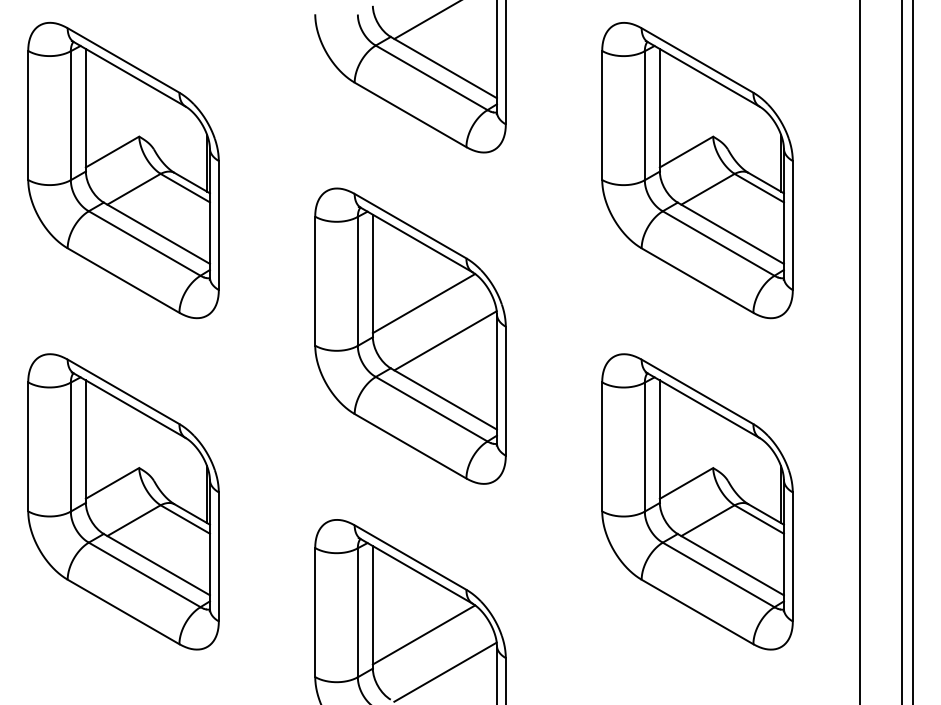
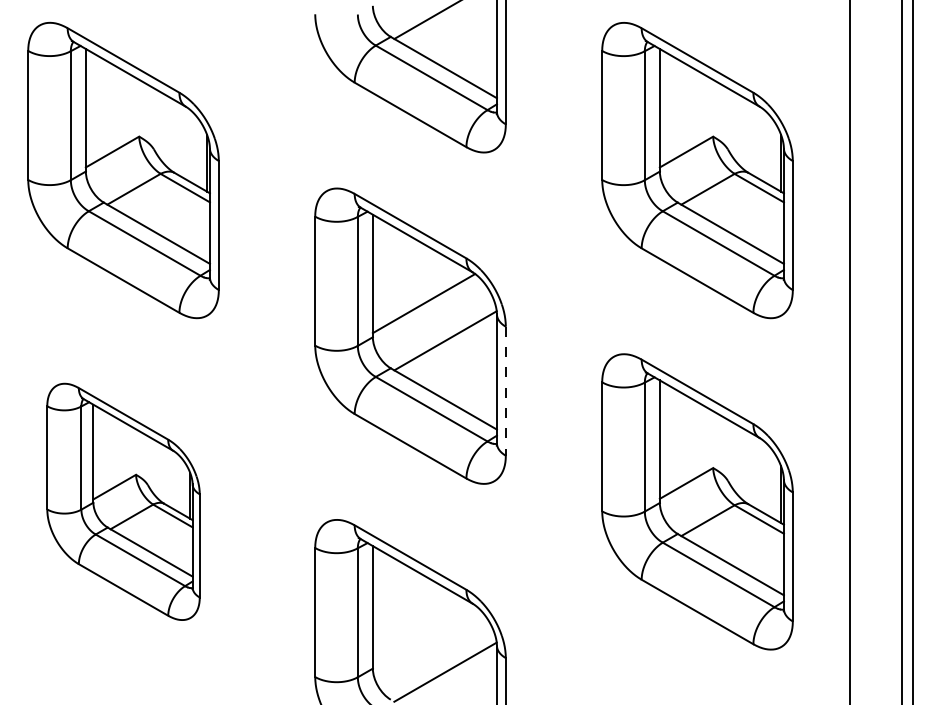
line position: (859, 351) -> (849, 351) (849, 351)
line: solid -> dashed (505, 391)
part size: 193x298 px -> 155x239 px (123, 501)
line: present -> none (423, 634)
